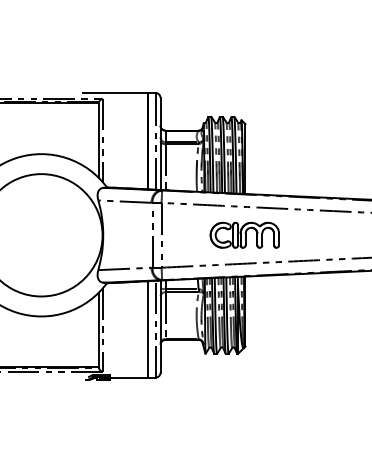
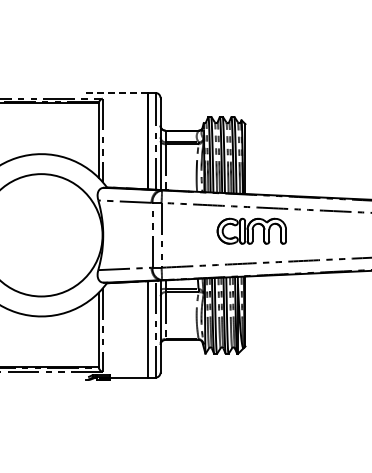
line: solid -> dashed (115, 92)
part position: (244, 234) -> (251, 230) (251, 230)
